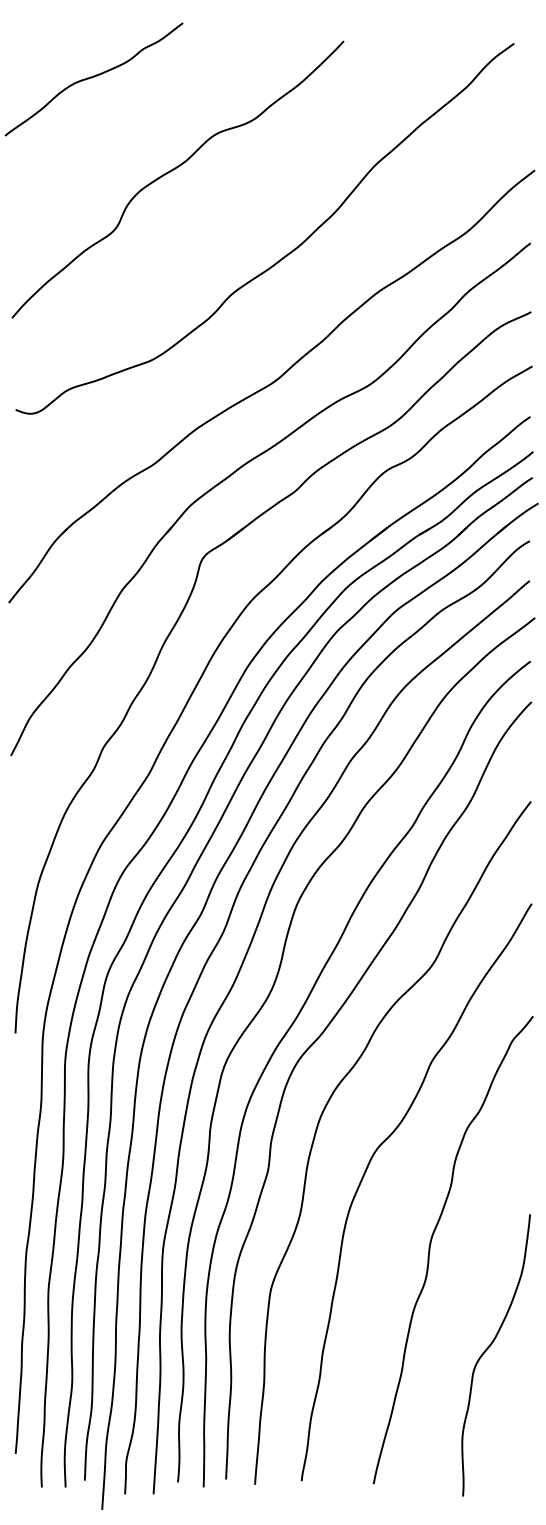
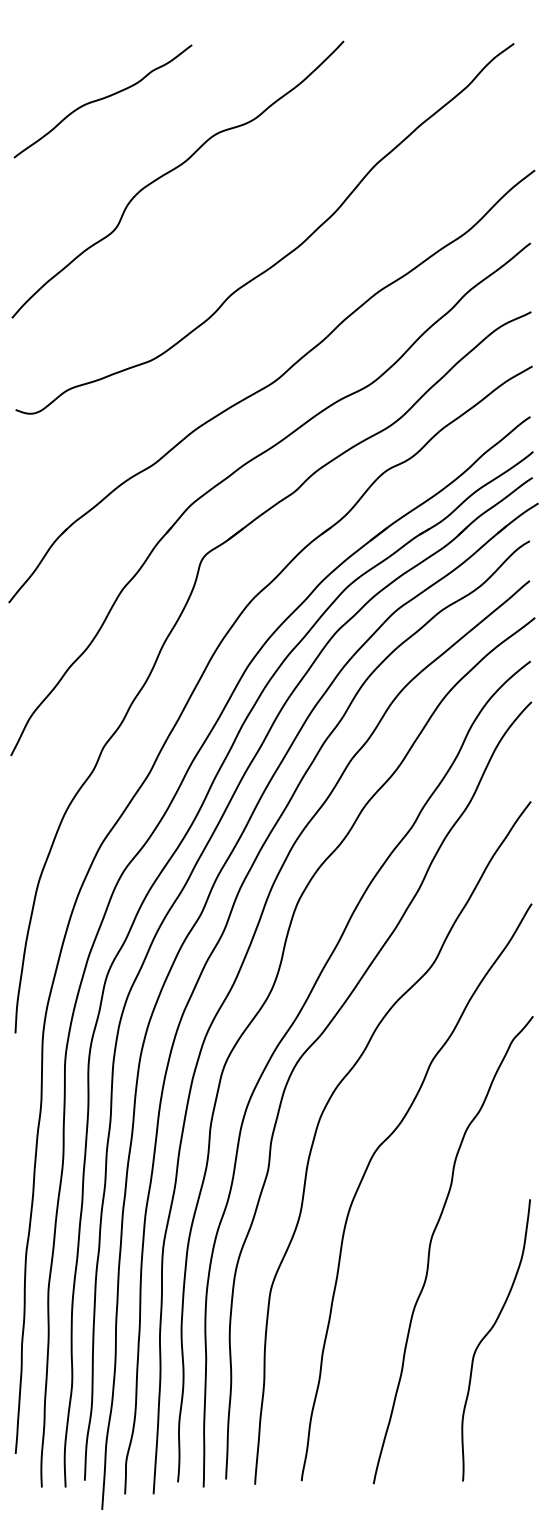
curve position: (93, 77) -> (102, 99) (102, 99)
curve position: (487, 1350) -> (487, 1335) (487, 1335)
